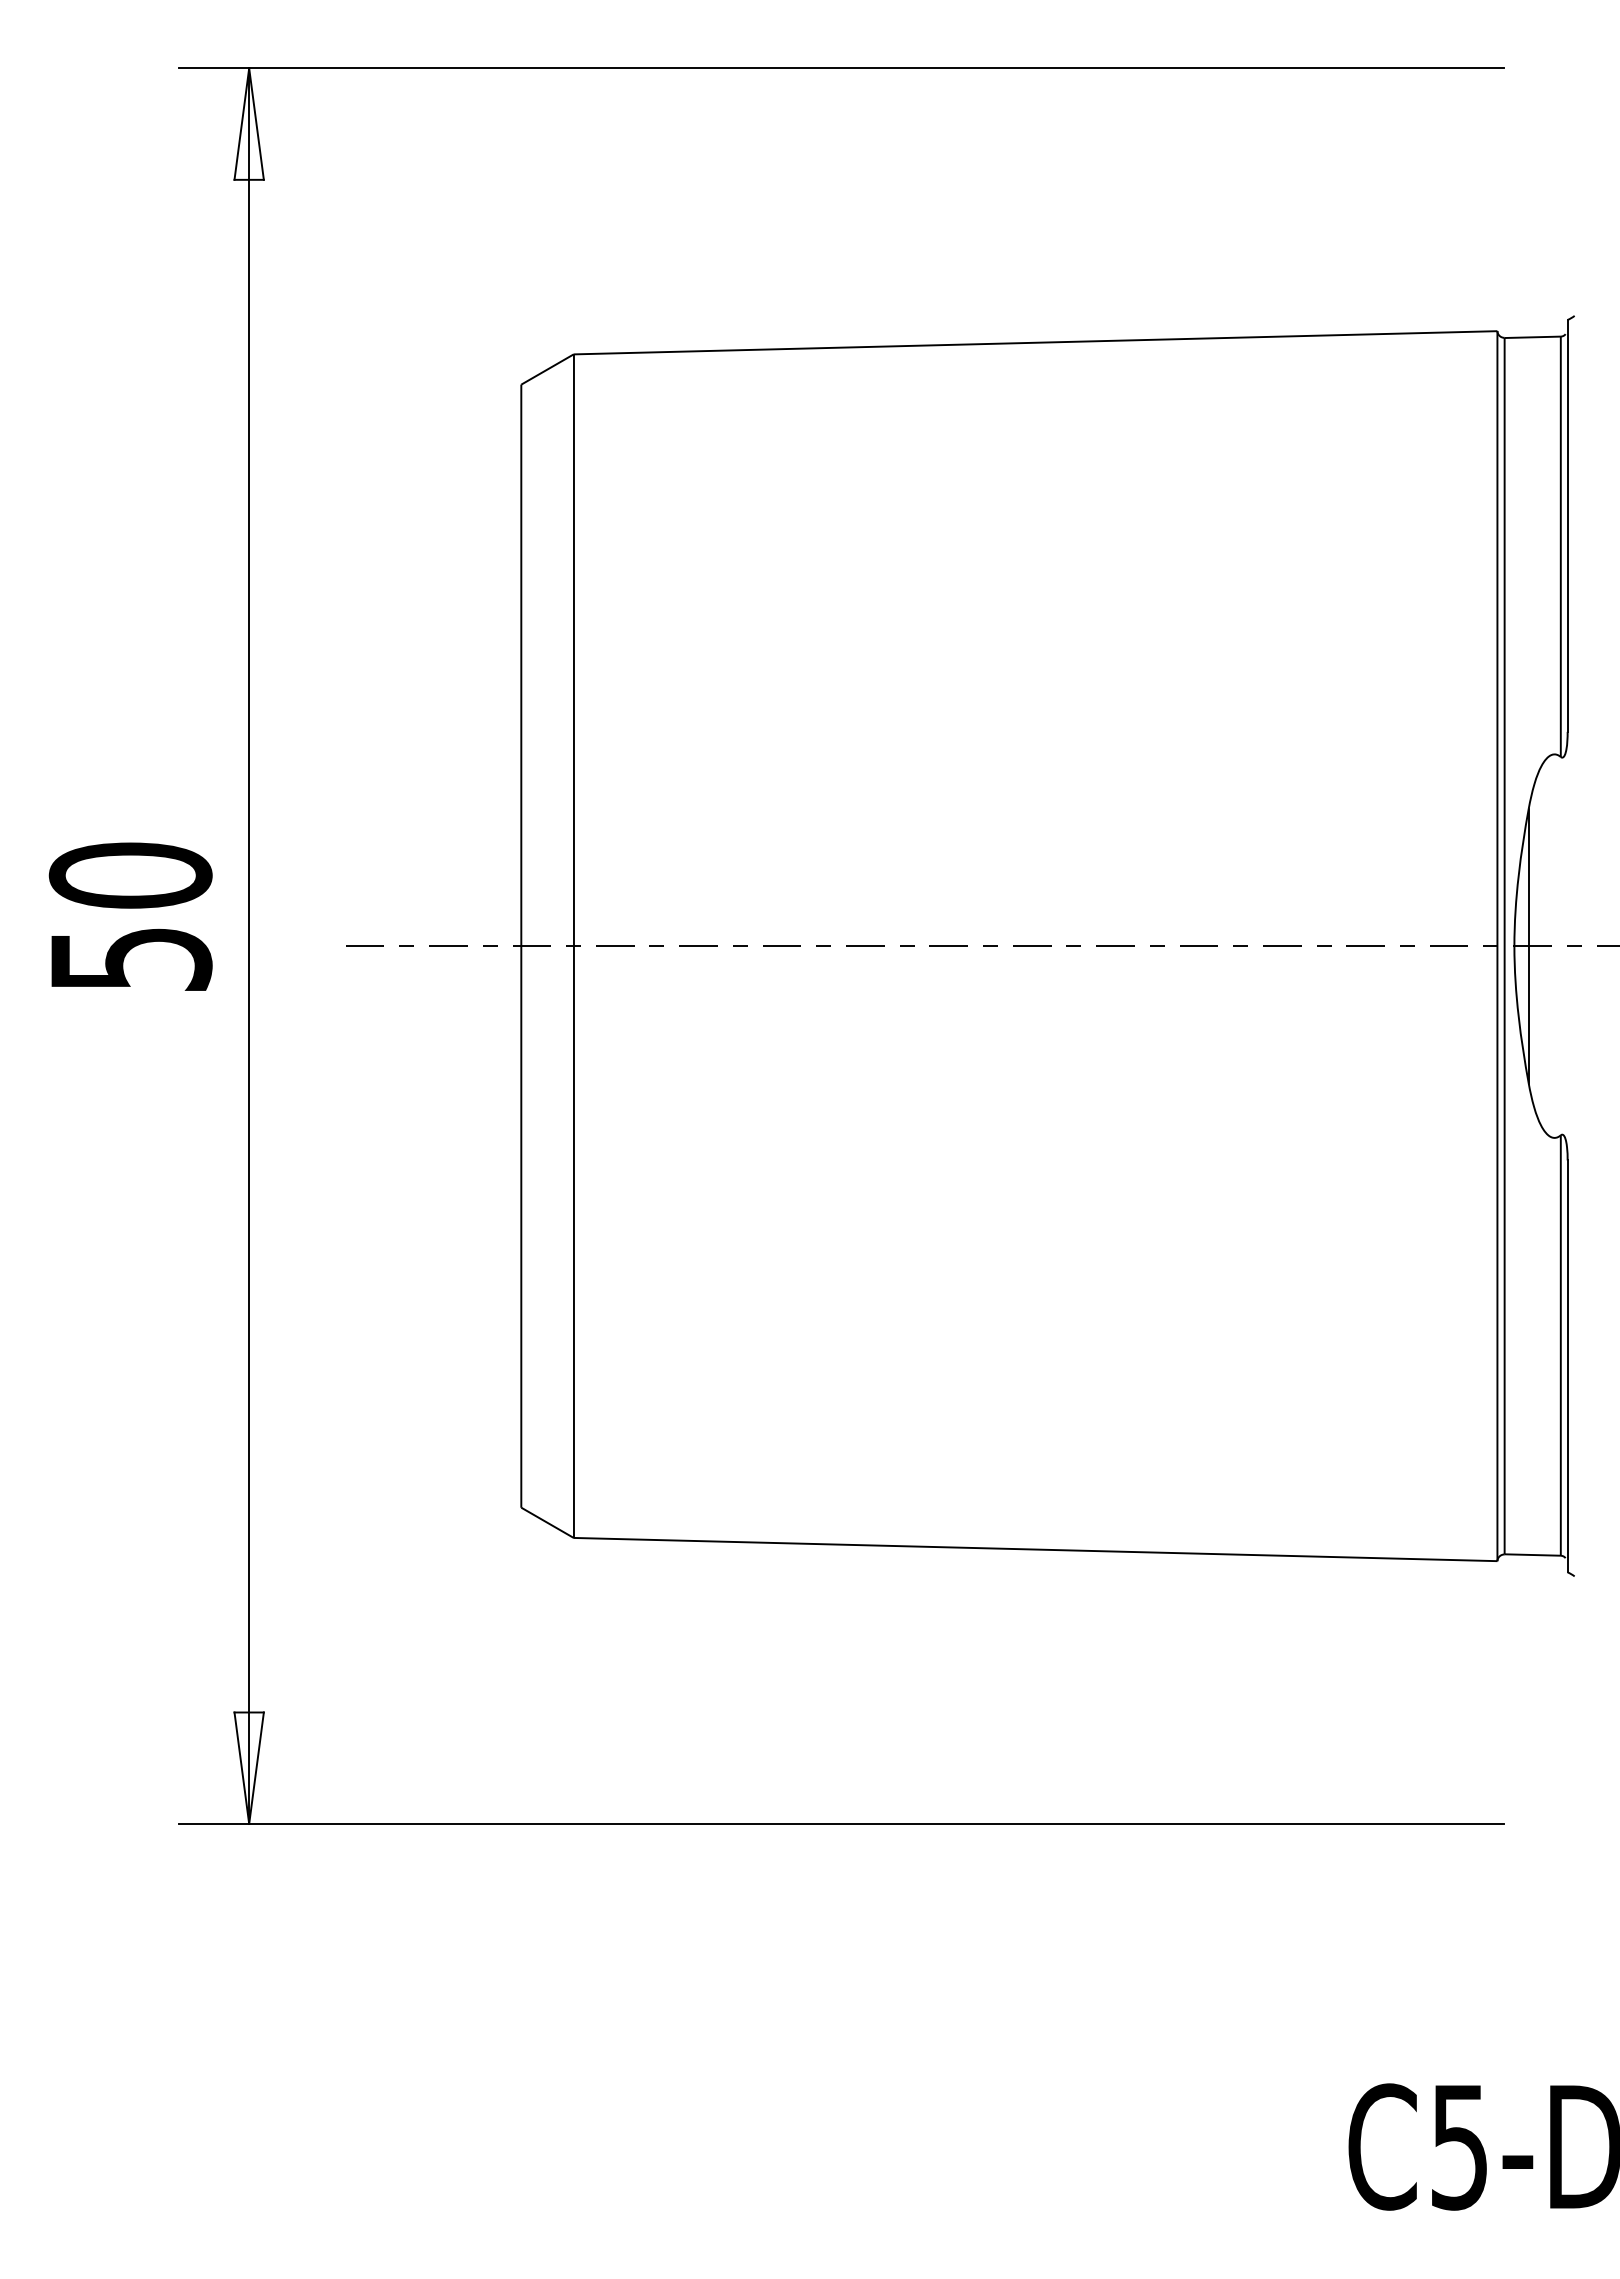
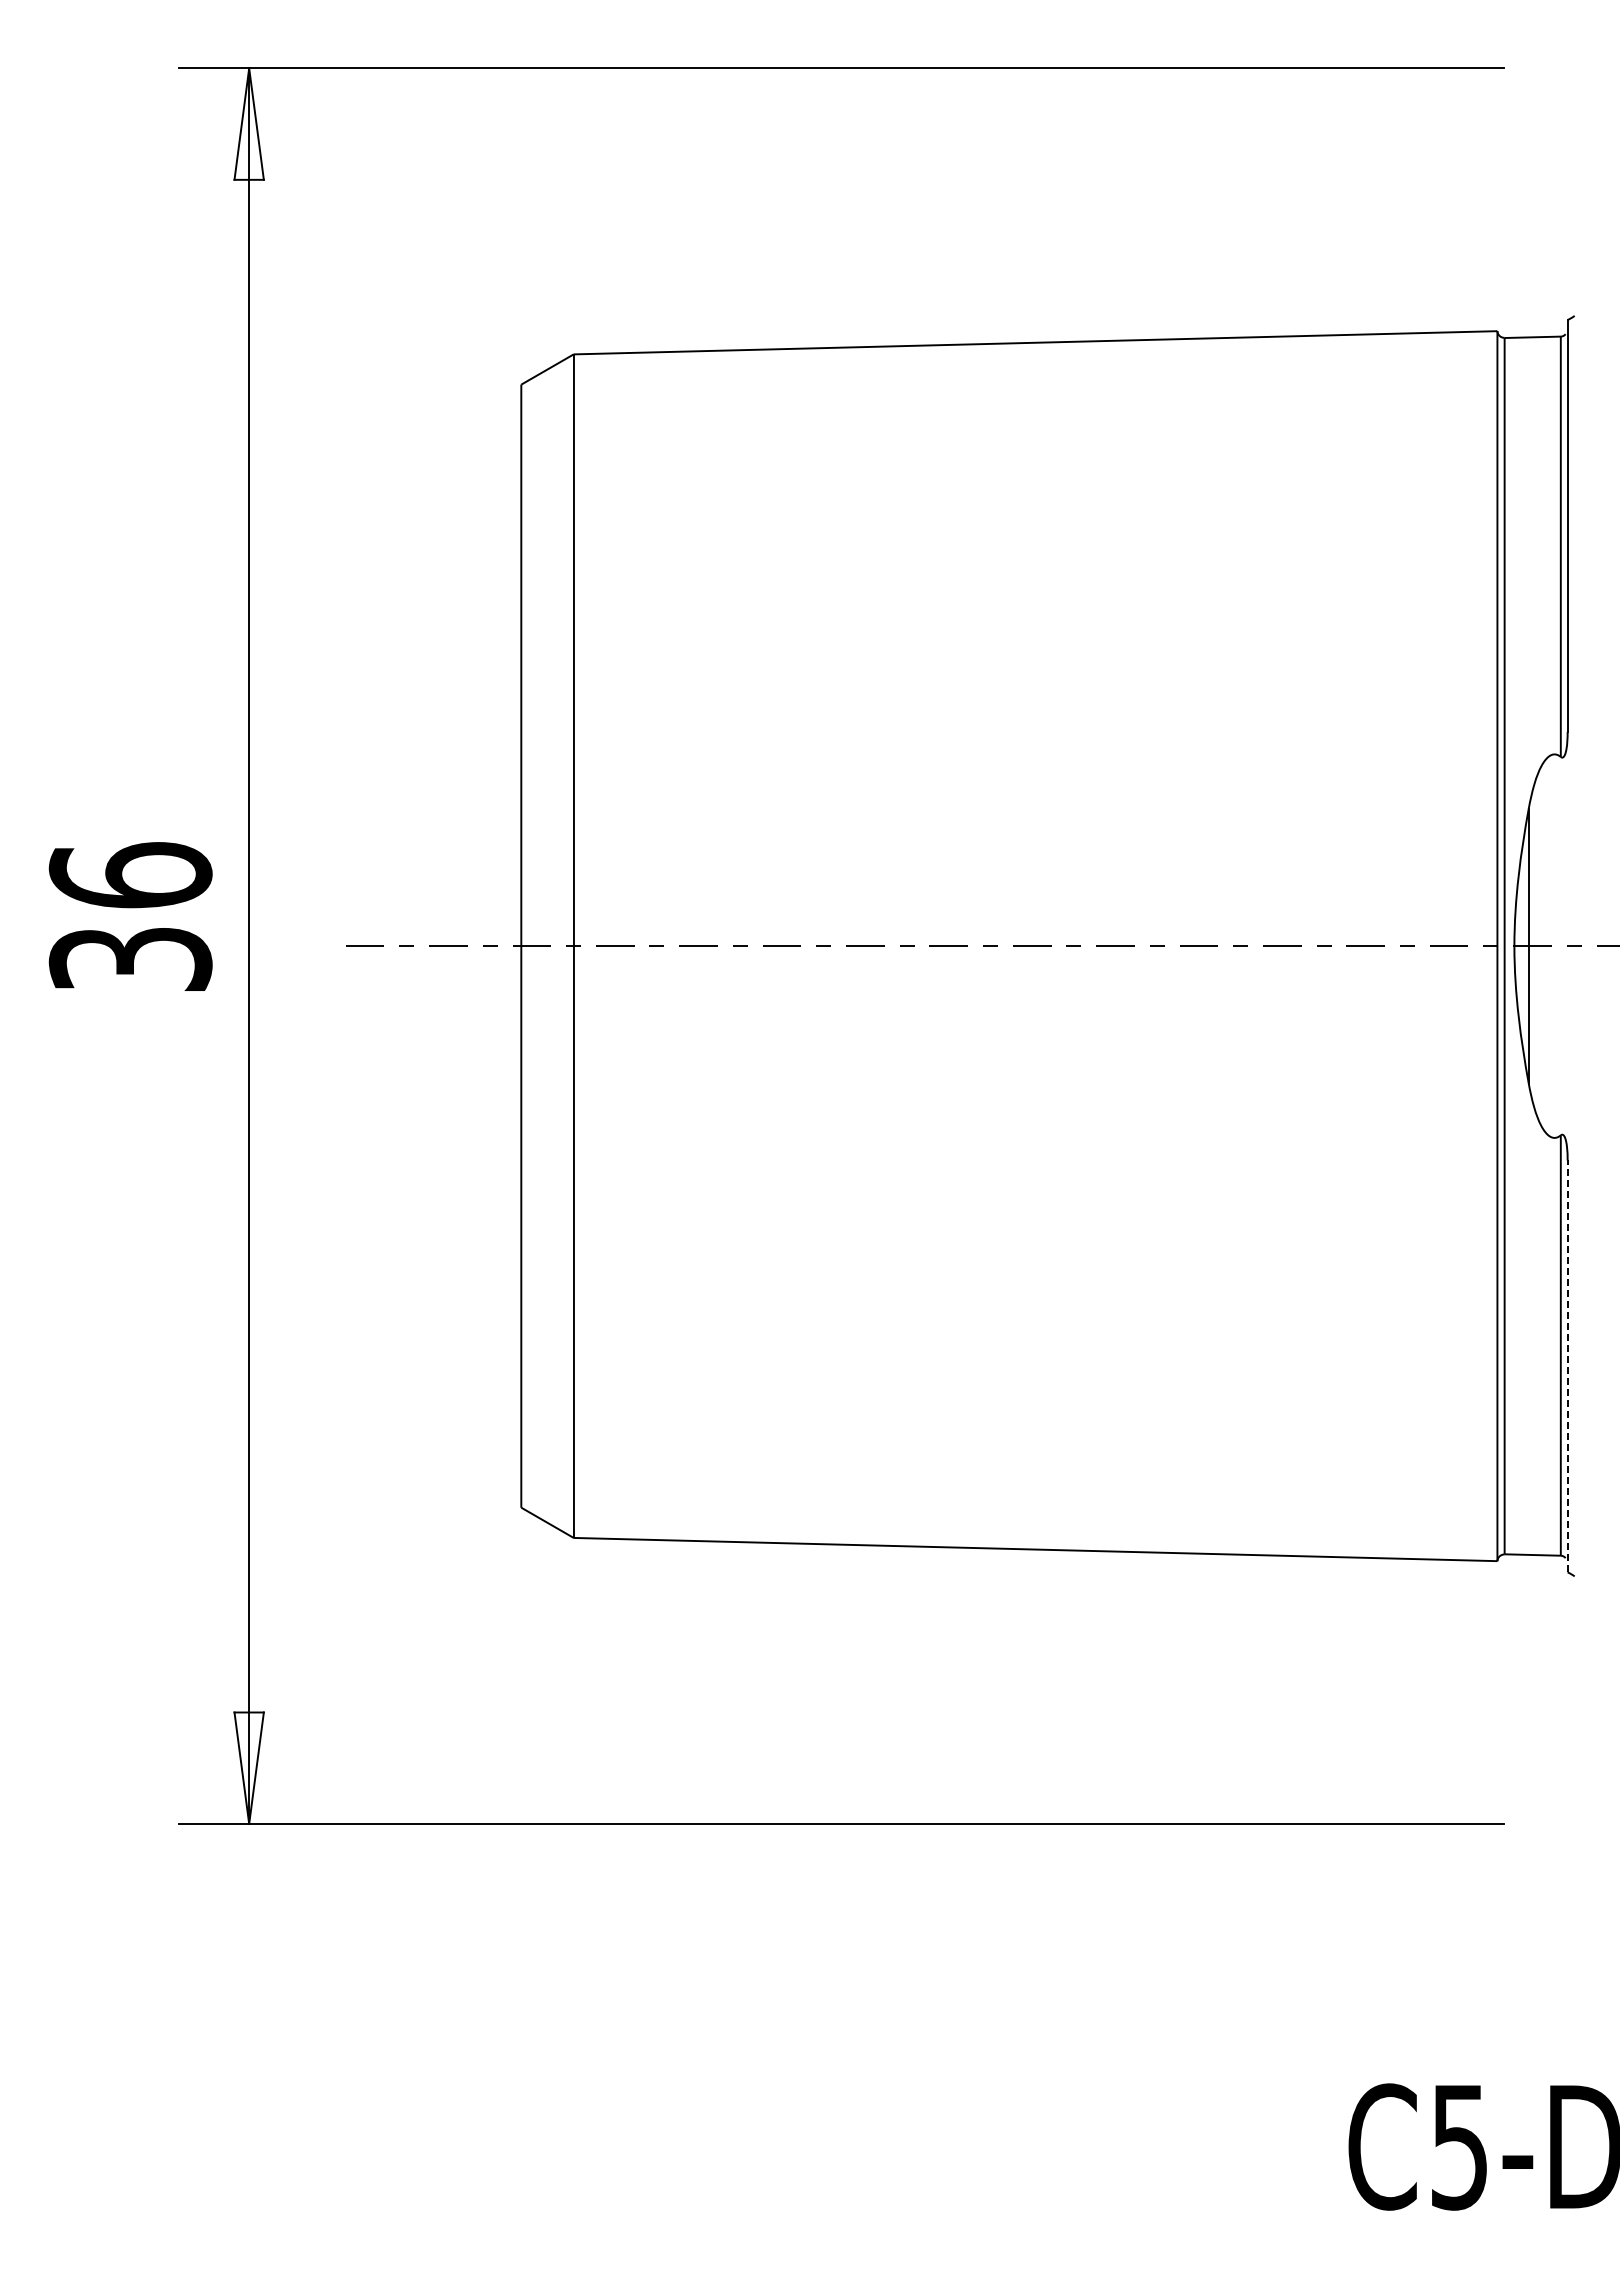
text: 50 -> 36 (130, 916)
line: solid -> dashed (1567, 1366)
